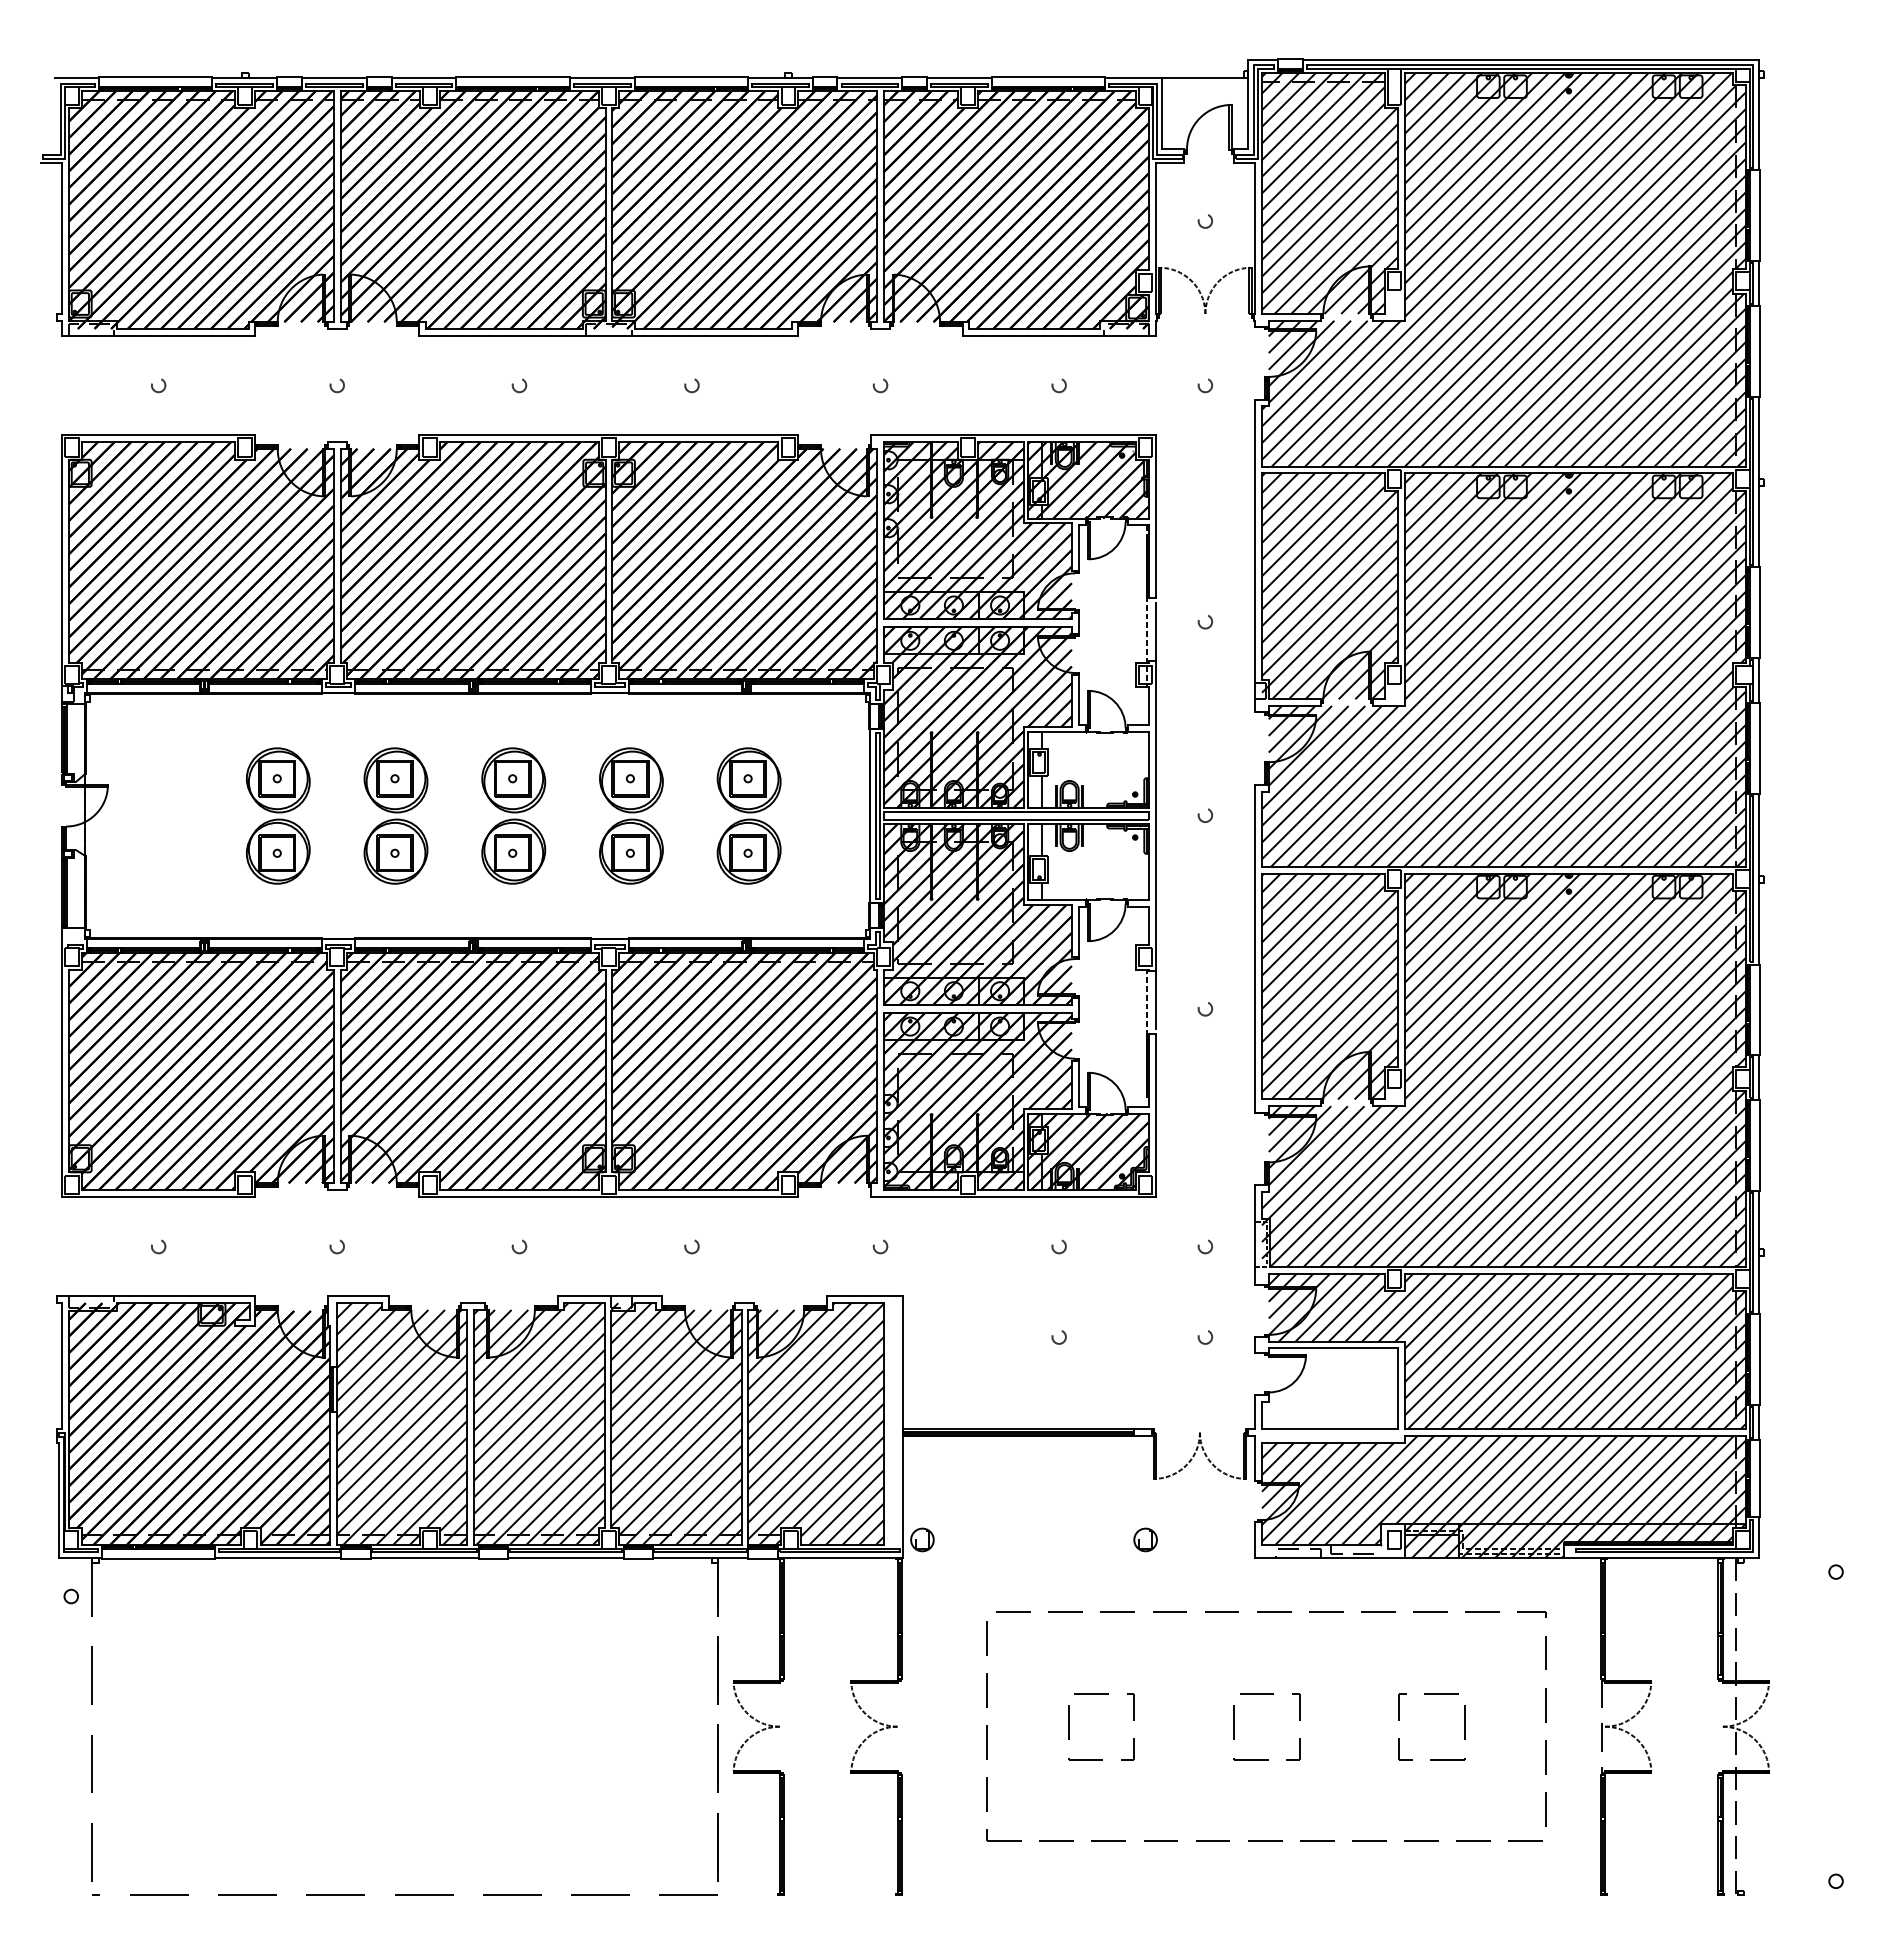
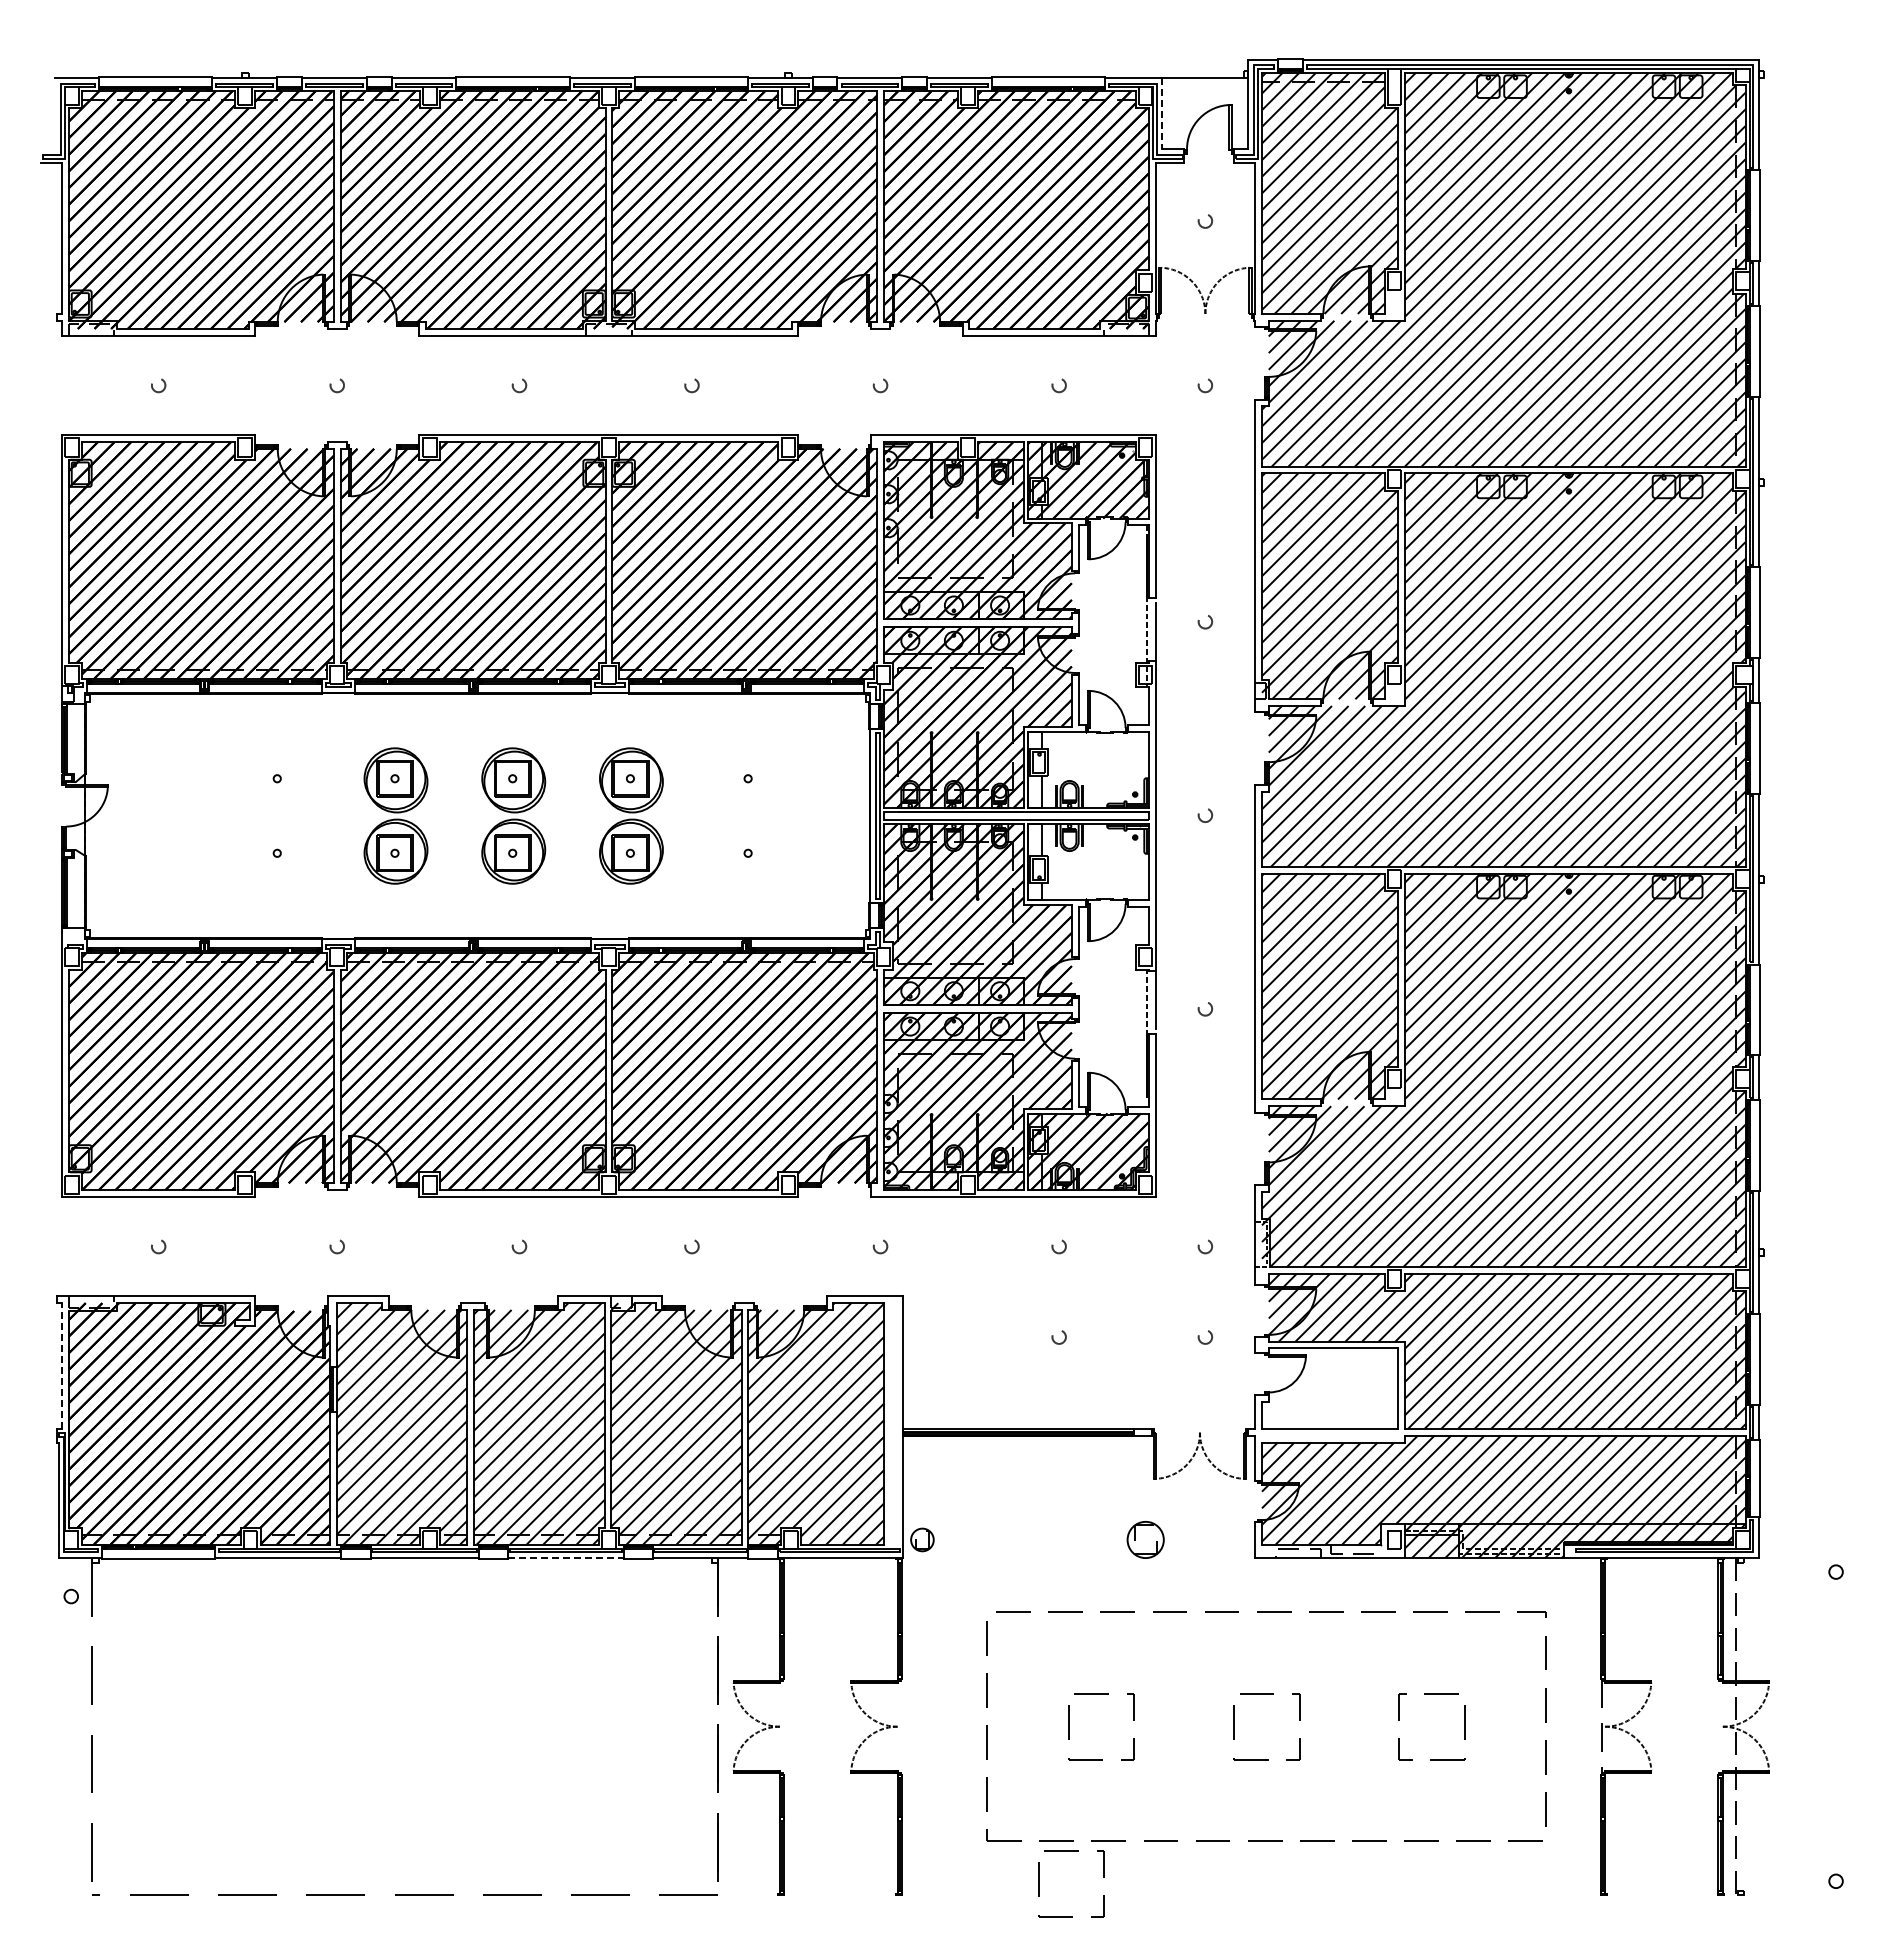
line: solid -> dashed (1162, 113)
part: present -> none (278, 815)
part: present -> none (748, 815)
line: solid -> dashed (62, 1366)
part size: 25x26 px -> 39x38 px (1145, 1539)
line: solid -> dashed (565, 1558)
part: none -> present (1071, 1851)
